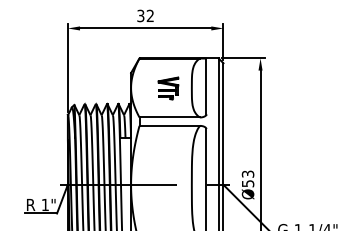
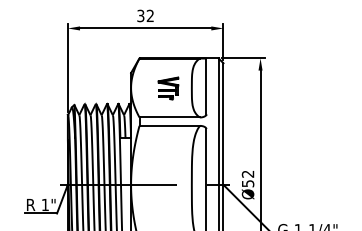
text: Ø53 -> Ø52 (248, 173)
